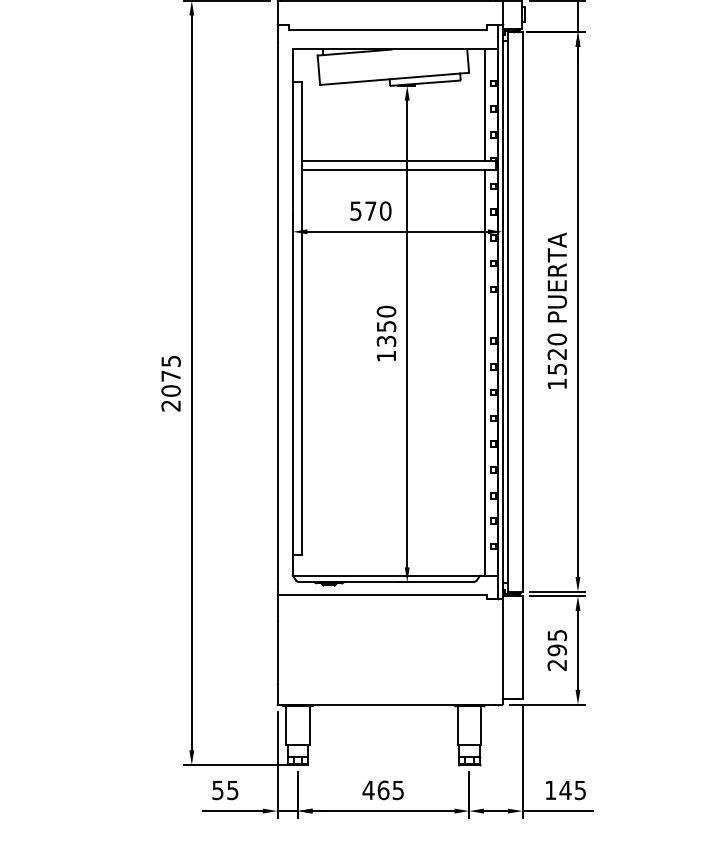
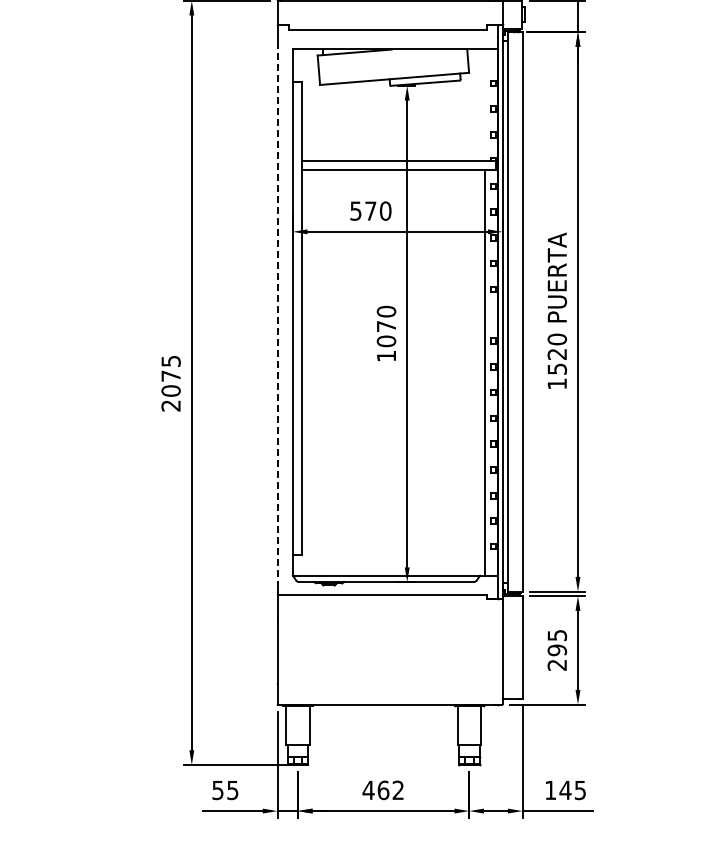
line: present -> none (484, 105)
line: solid -> dashed (277, 313)
text: 1350 -> 1070 (386, 334)
text: 465 -> 462 (397, 790)
